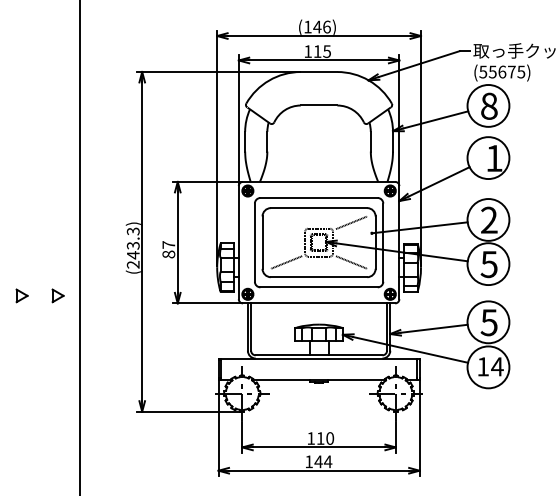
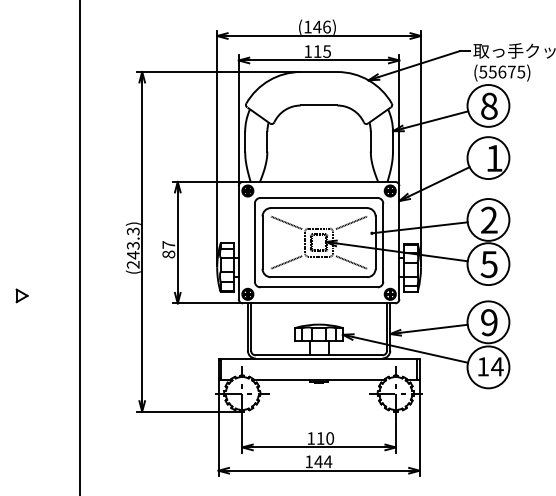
line: none -> present (286, 222)
part: present -> none (57, 295)
text: 5 -> 9 (488, 322)
